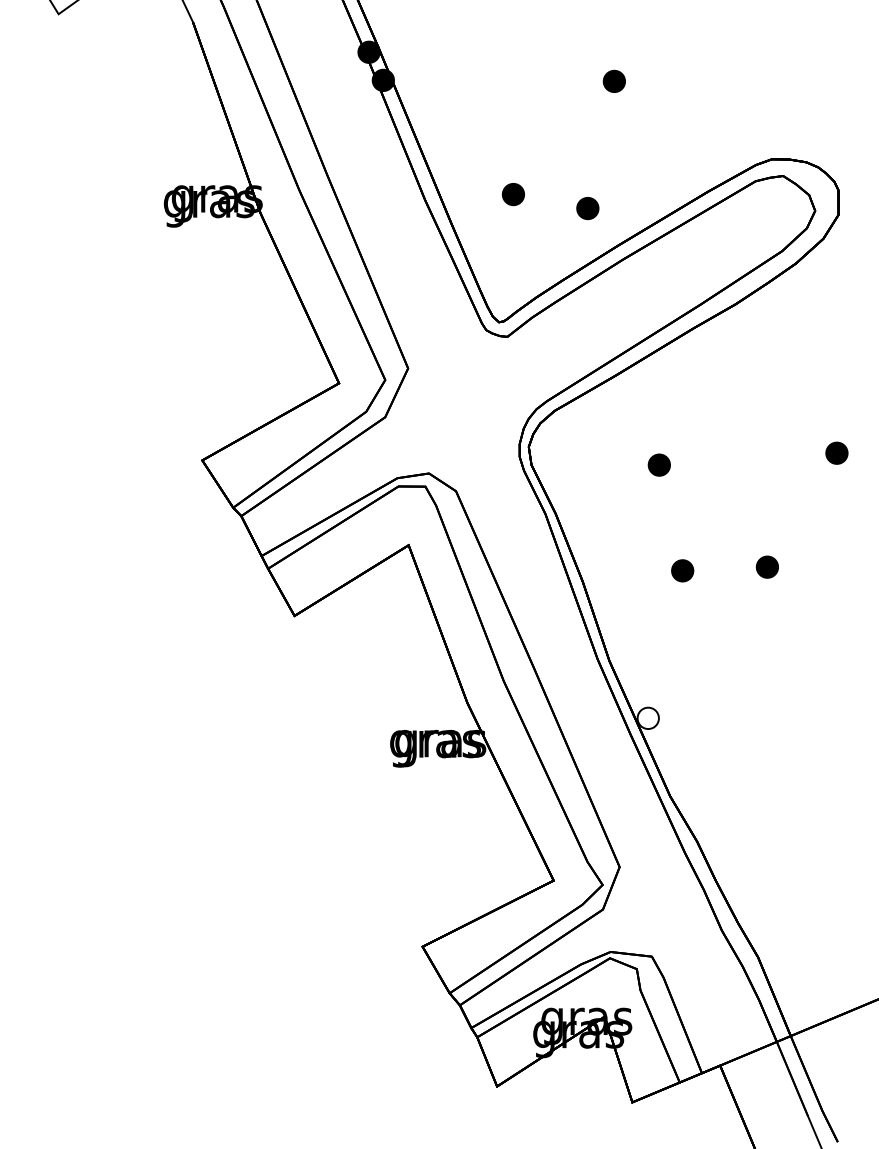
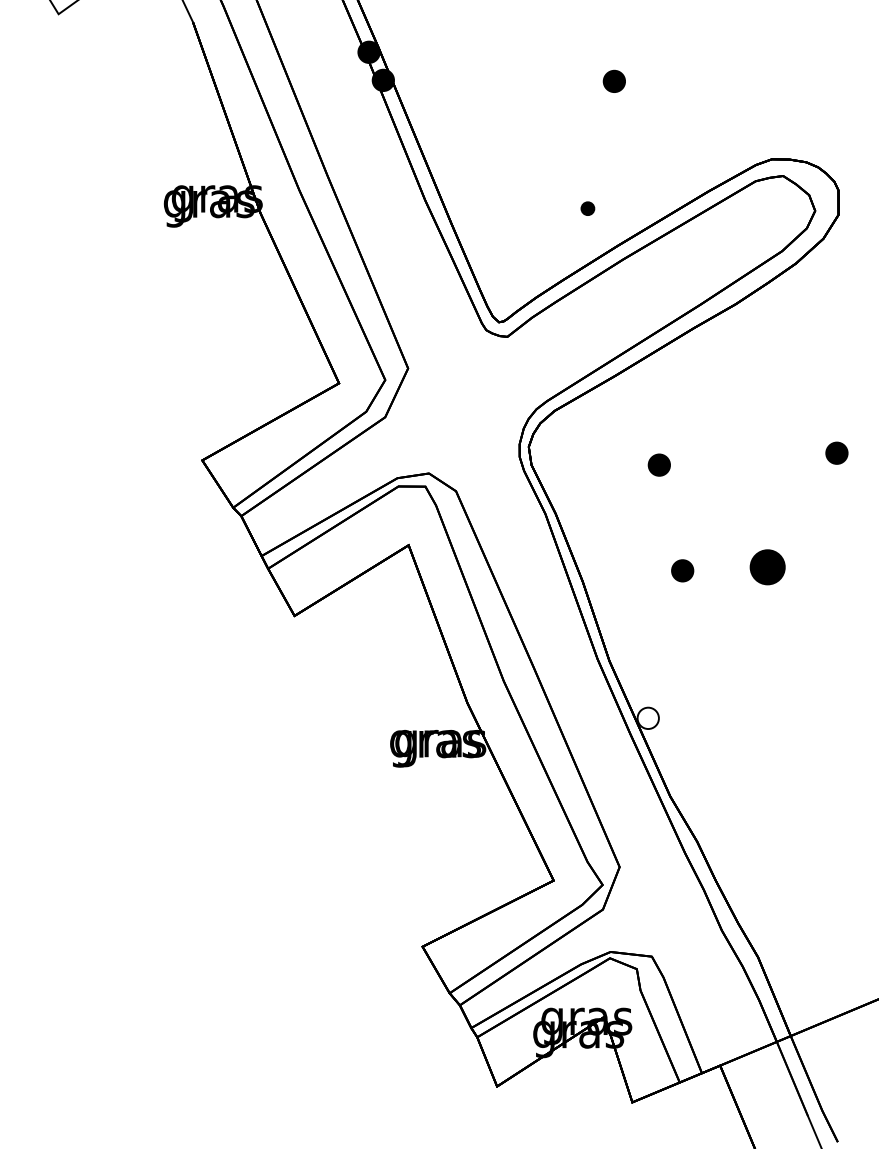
part: present -> none (512, 194)
part size: 24x24 px -> 16x15 px (587, 208)
part size: 24x24 px -> 37x37 px (767, 567)
